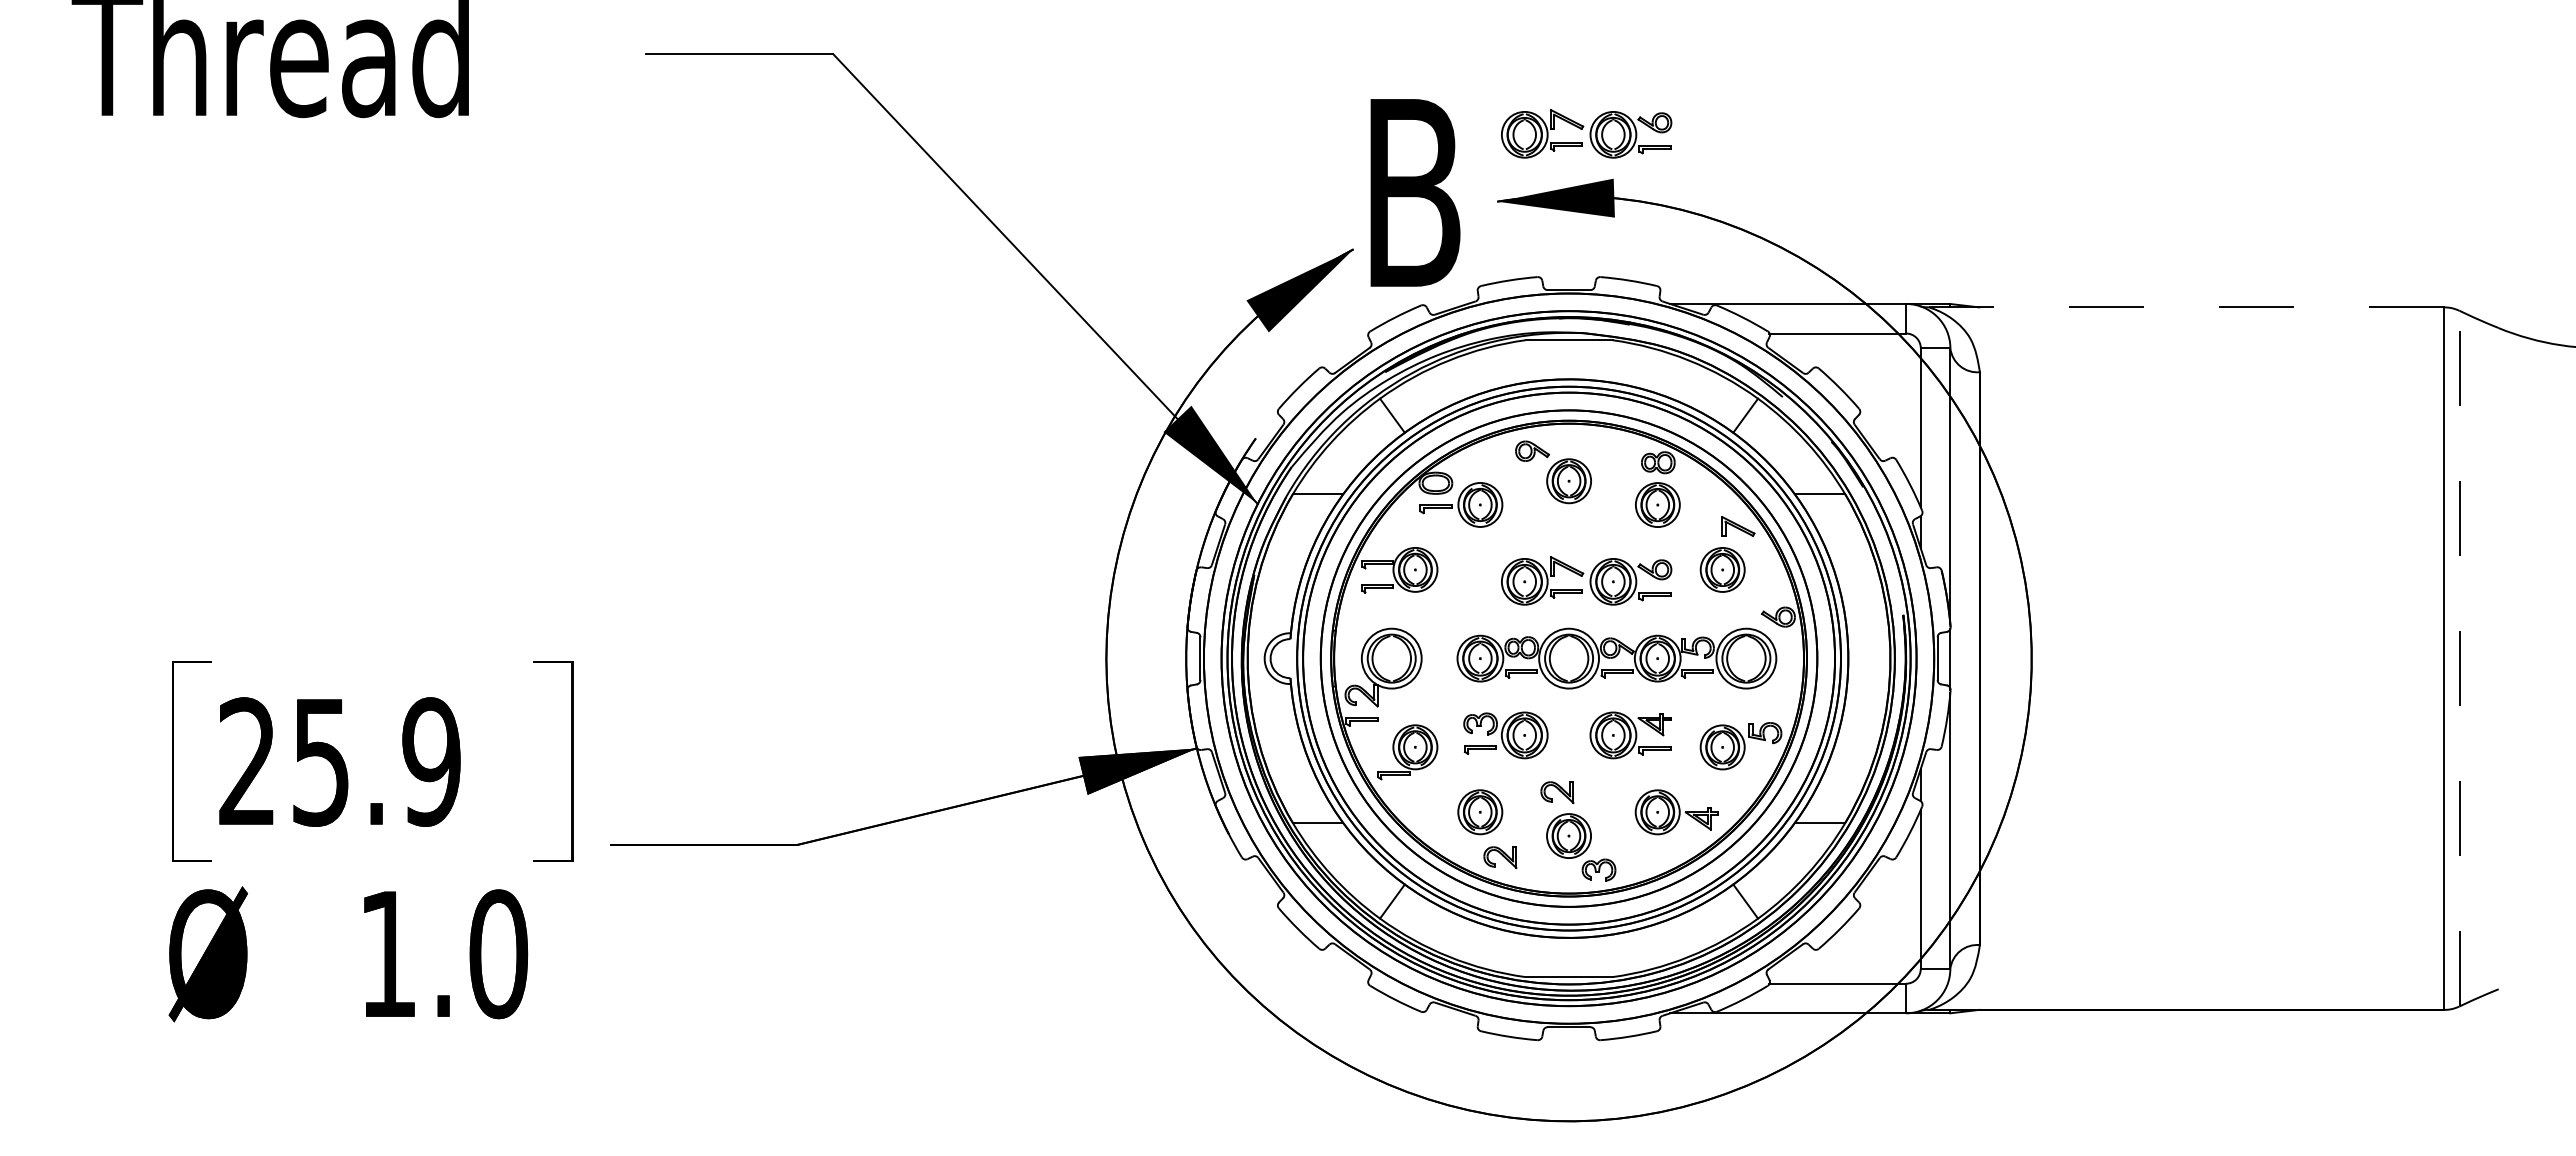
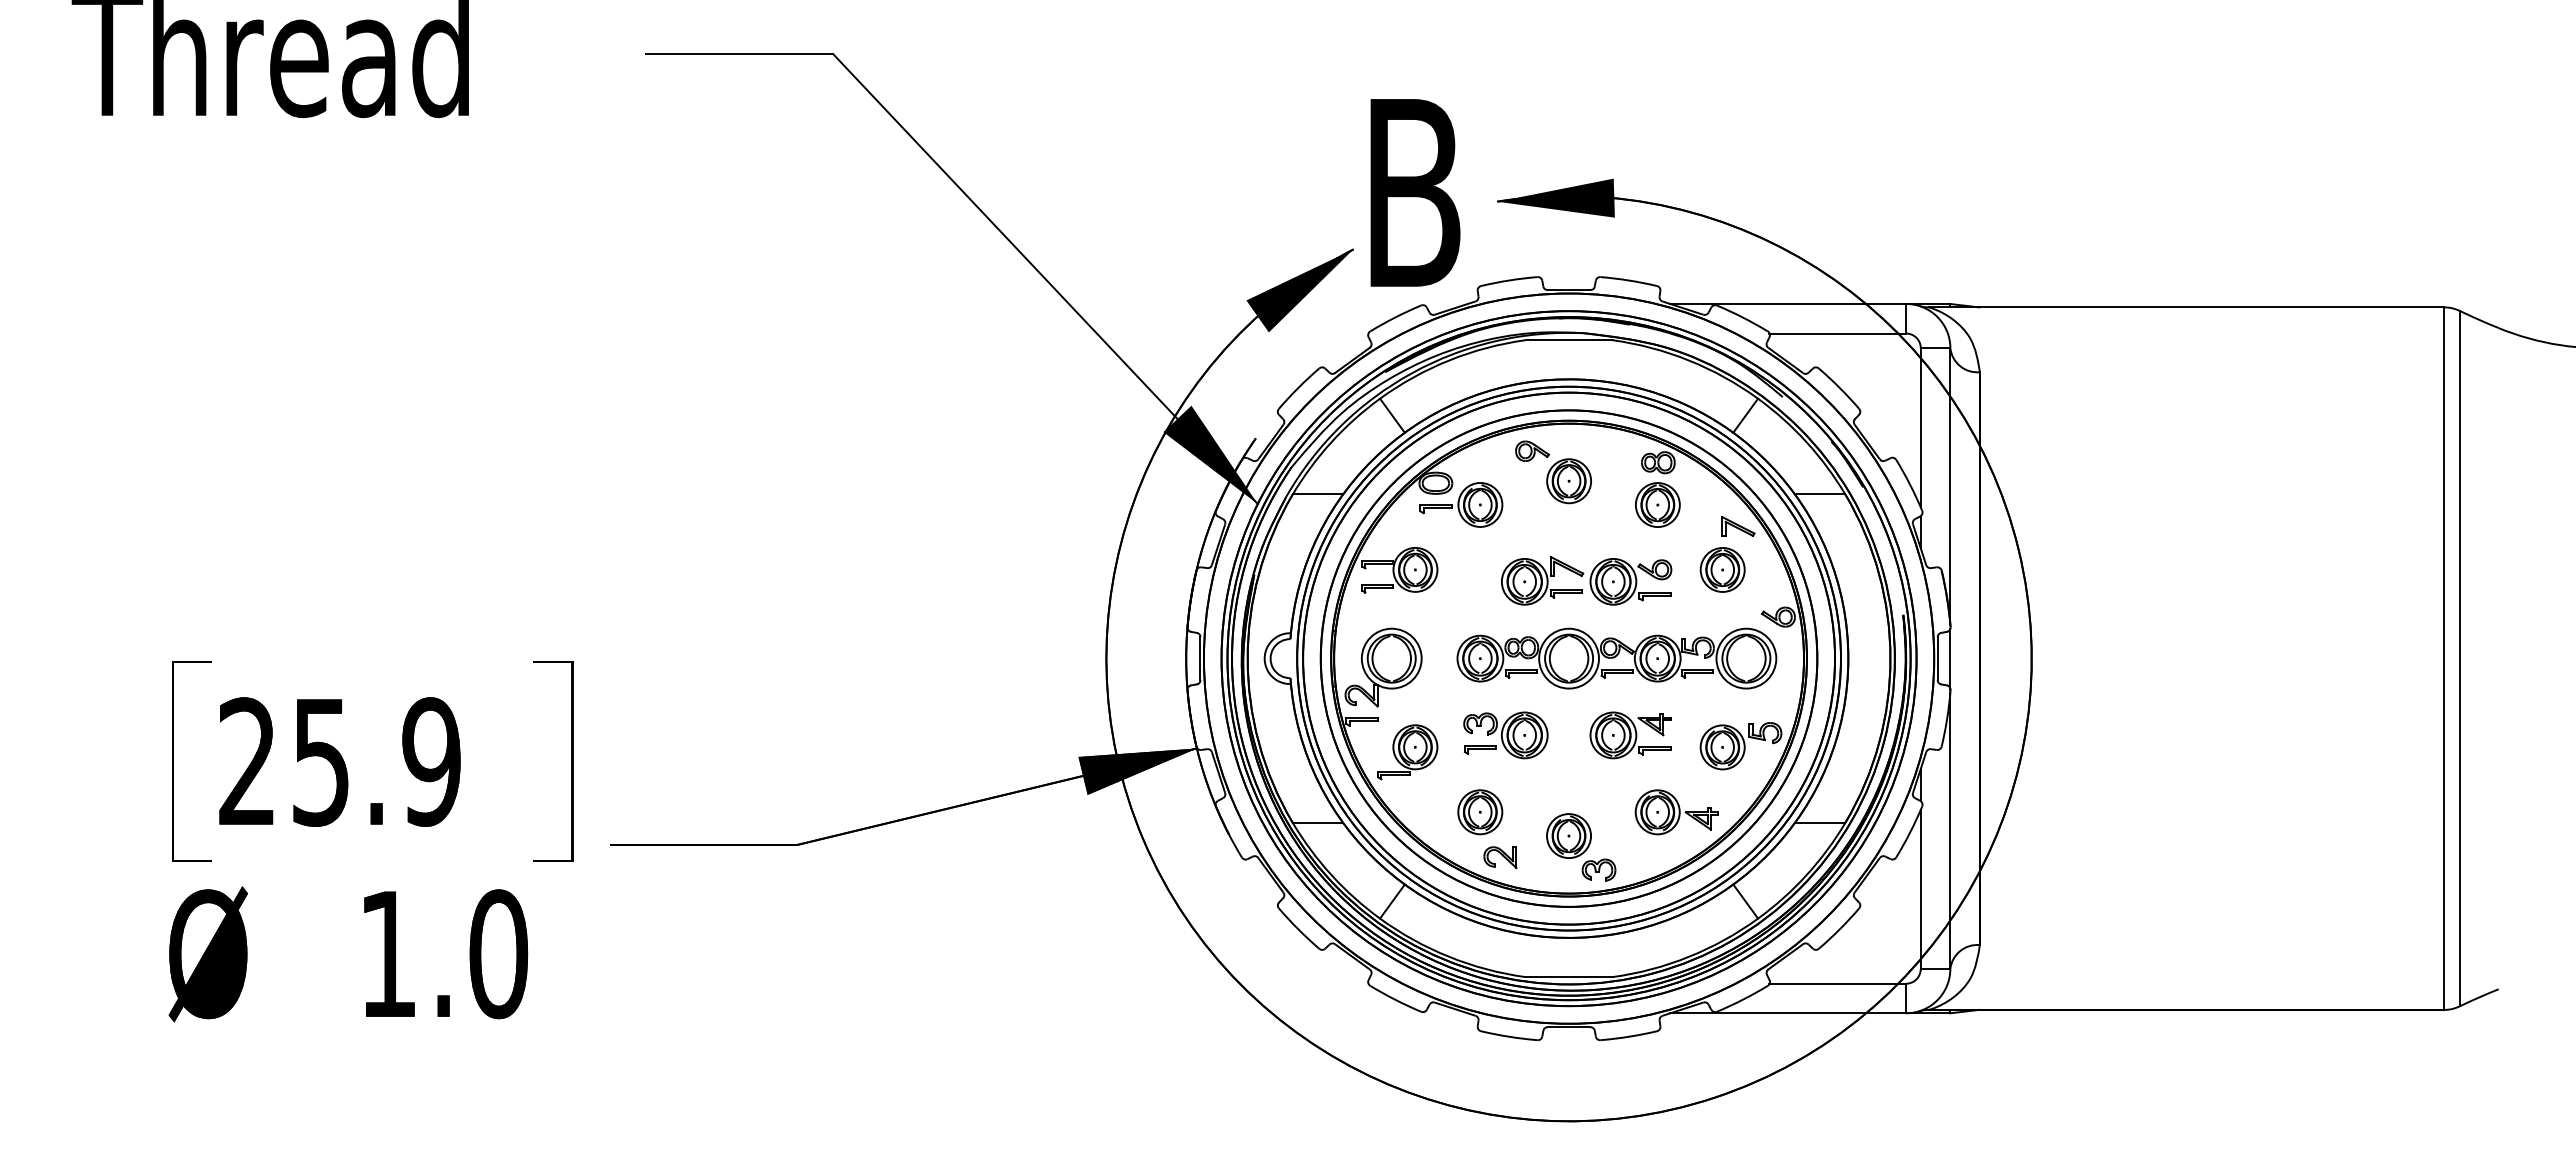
part: present -> none (1586, 133)
line: dashed -> solid (2186, 307)
line: dashed -> solid (2459, 658)
part: present -> none (1557, 792)
